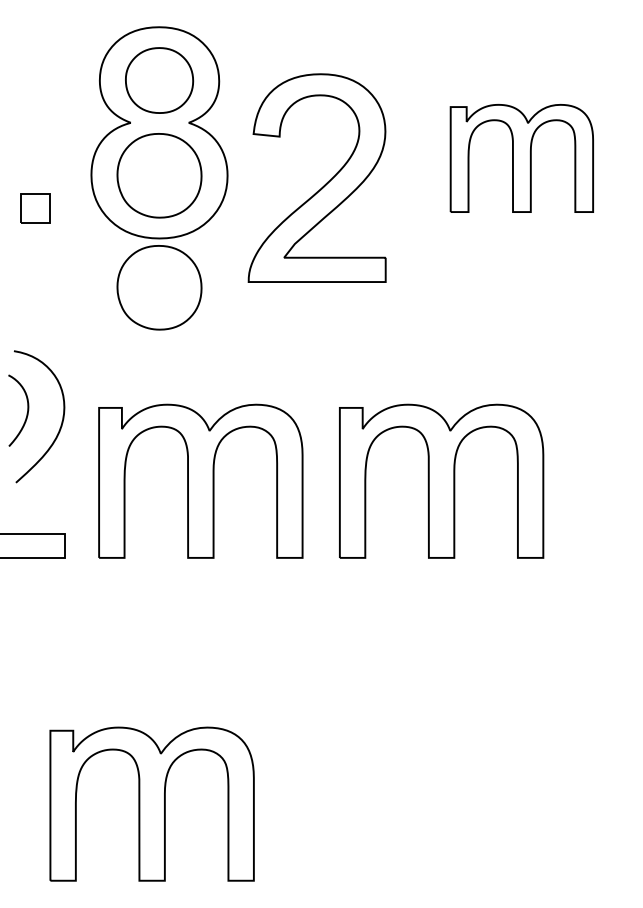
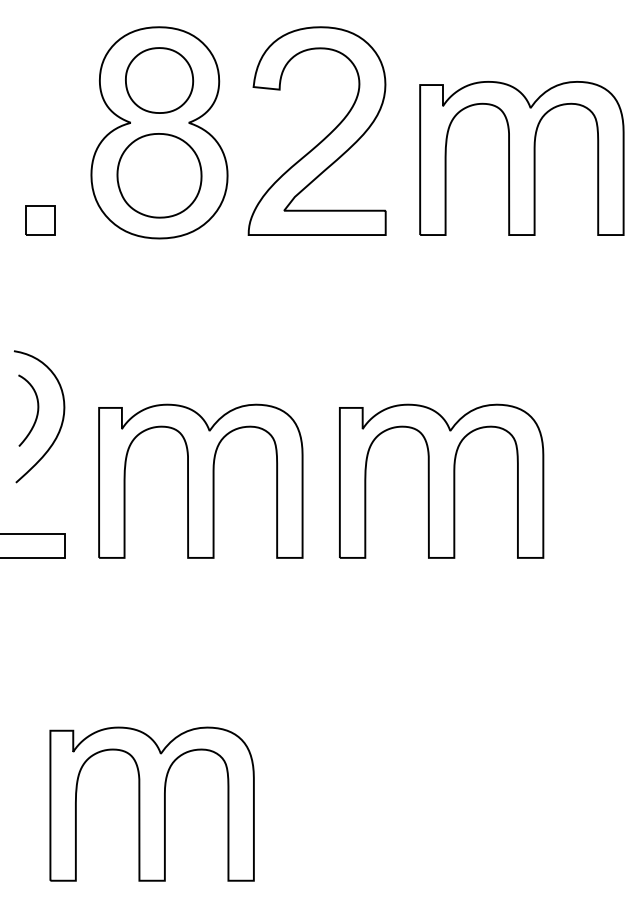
part size: 145x109 px -> 206x155 px (521, 158)
part position: (324, 184) -> (324, 137) (324, 137)
part position: (35, 208) -> (40, 220) (40, 220)
part: present -> none (159, 287)
curve position: (26, 413) -> (36, 413) (36, 413)
